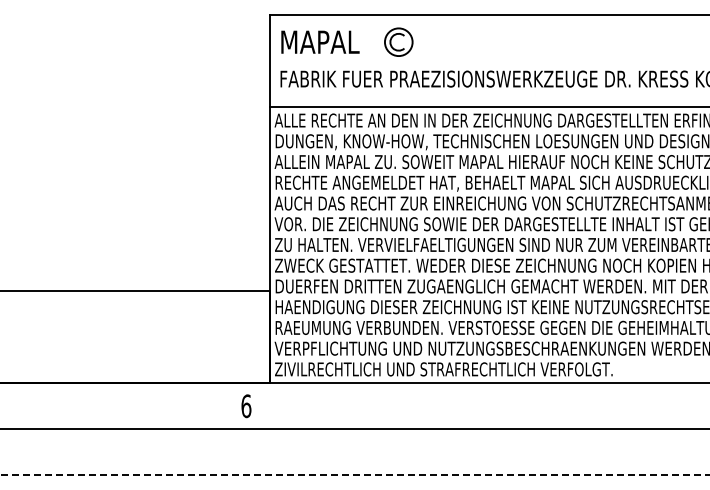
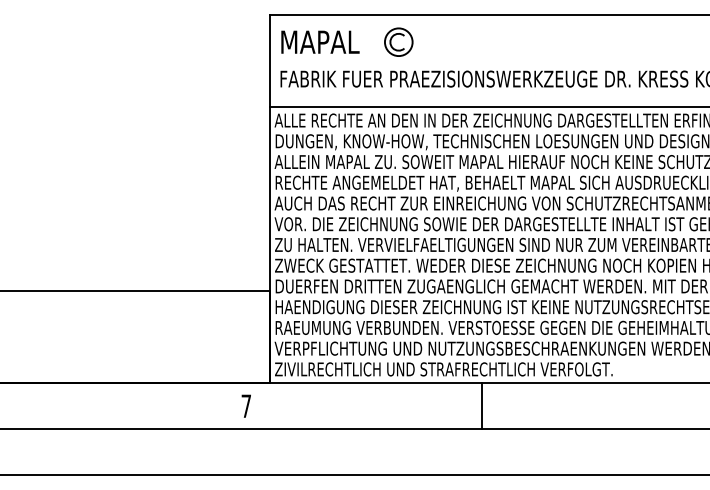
text: 6 -> 7 (246, 406)
line: none -> present (481, 406)
line: dashed -> solid (355, 475)
